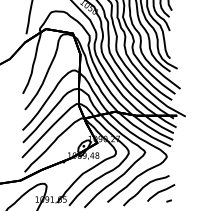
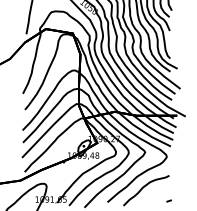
line: present -> none (161, 192)
